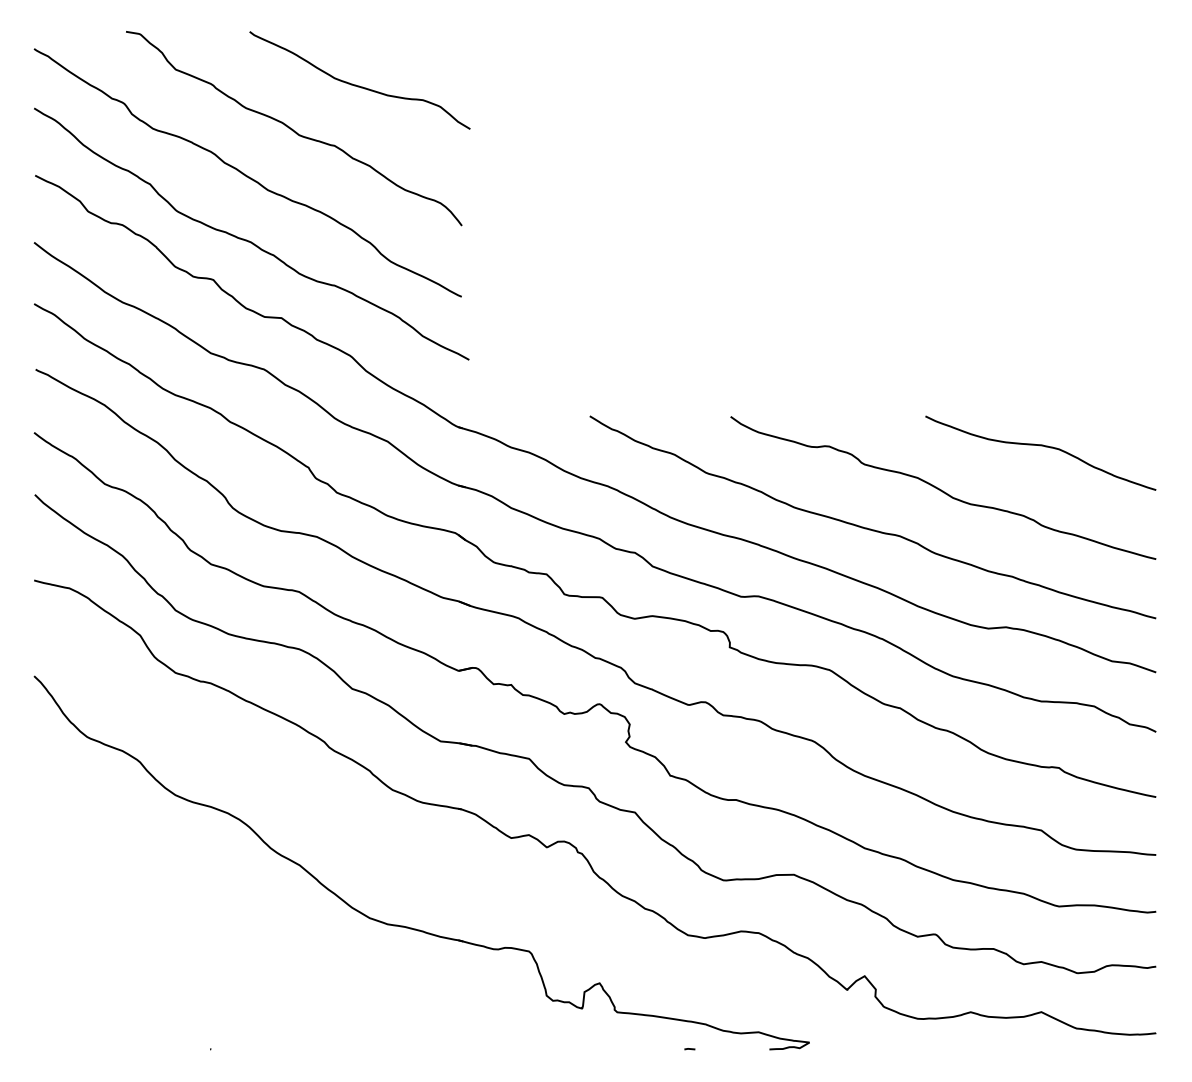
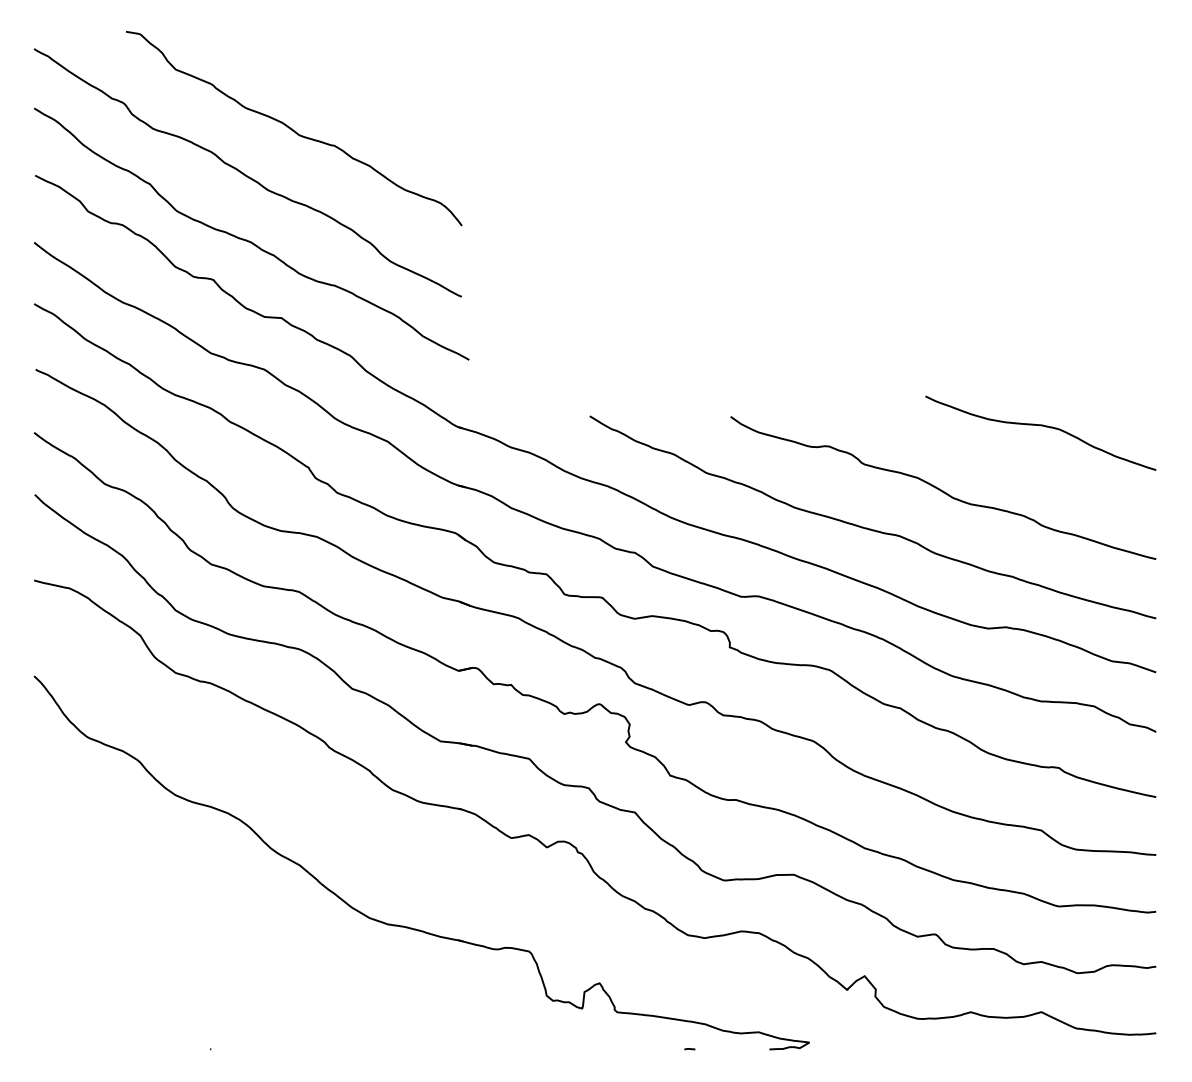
curve: present -> none (356, 84)
curve position: (1040, 446) -> (1040, 426) (1040, 426)
